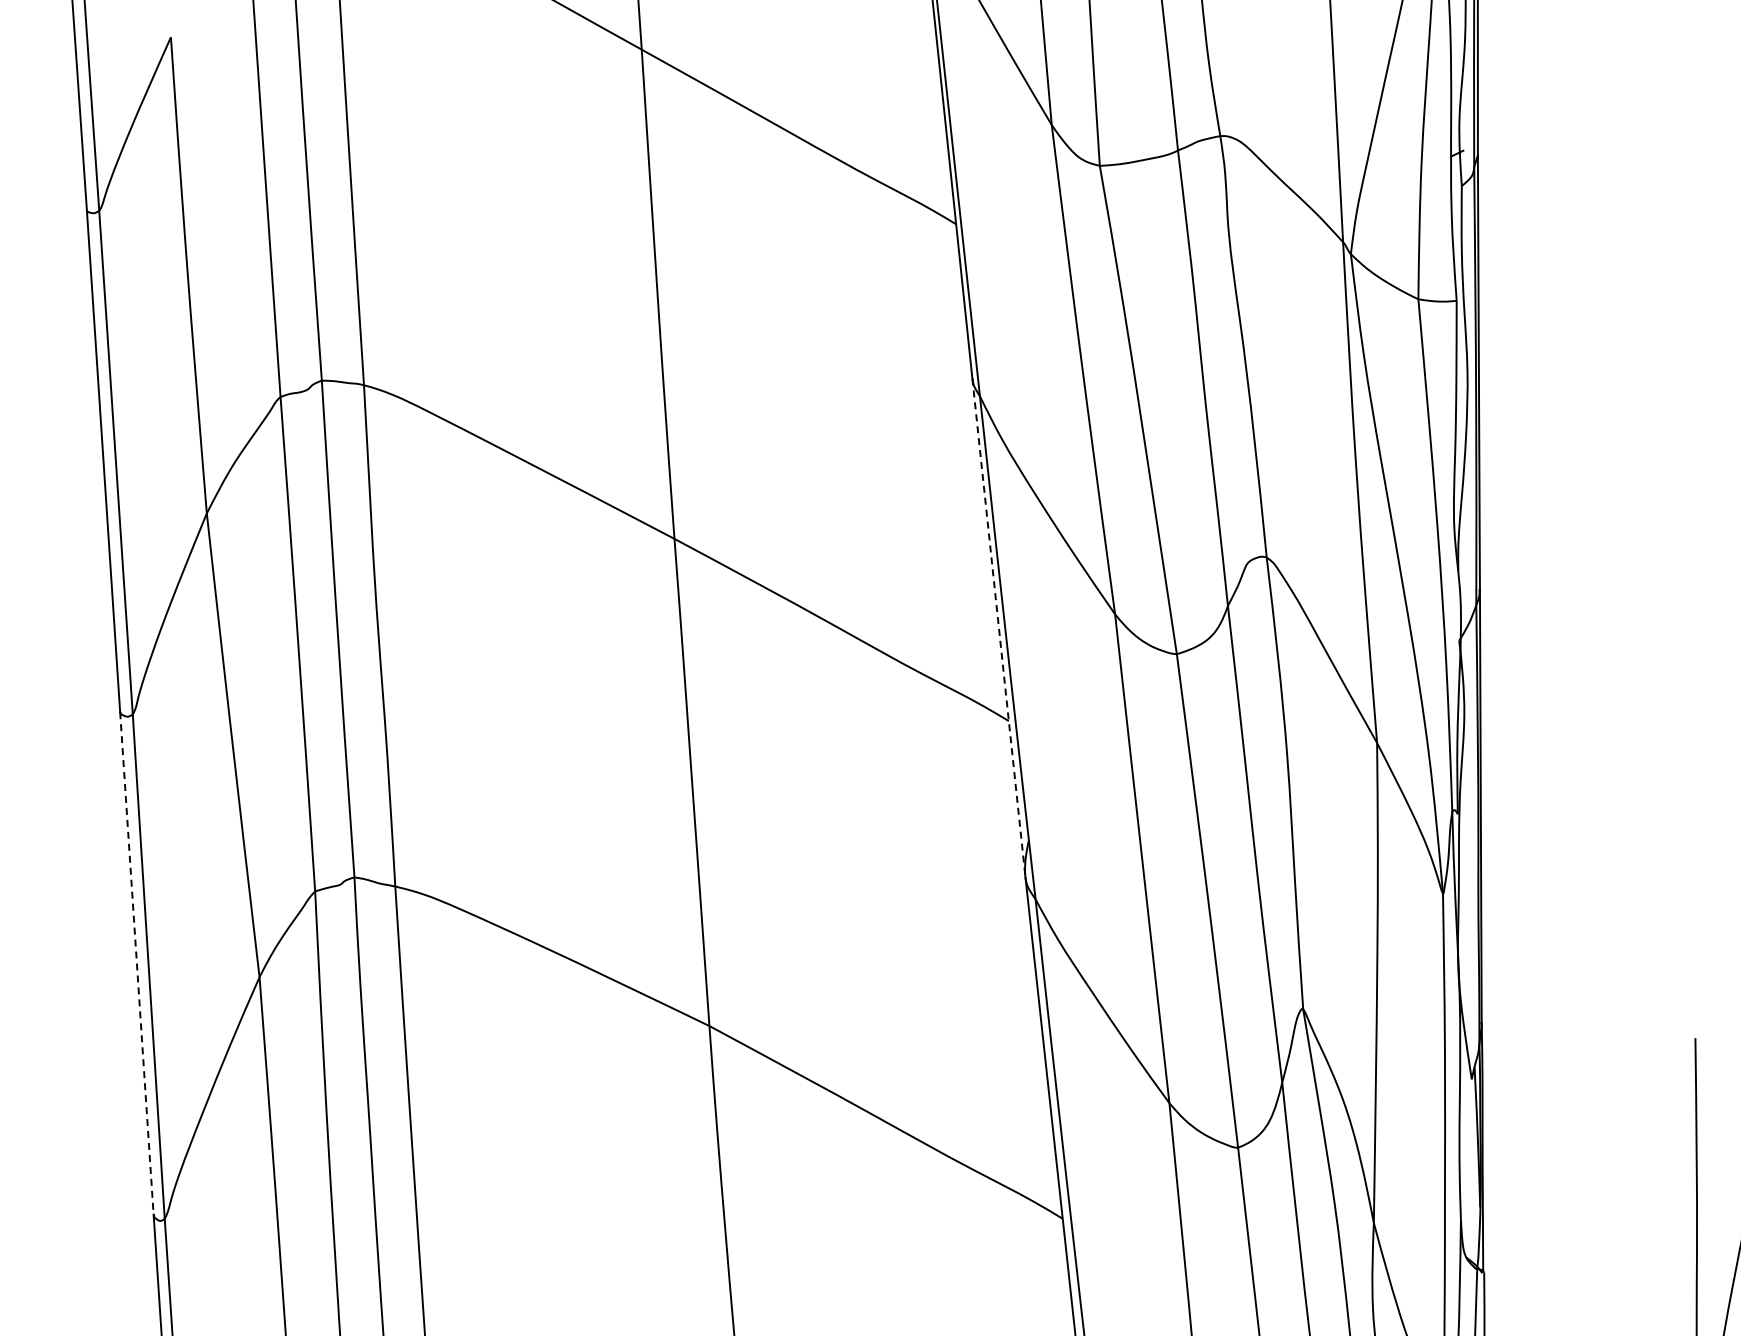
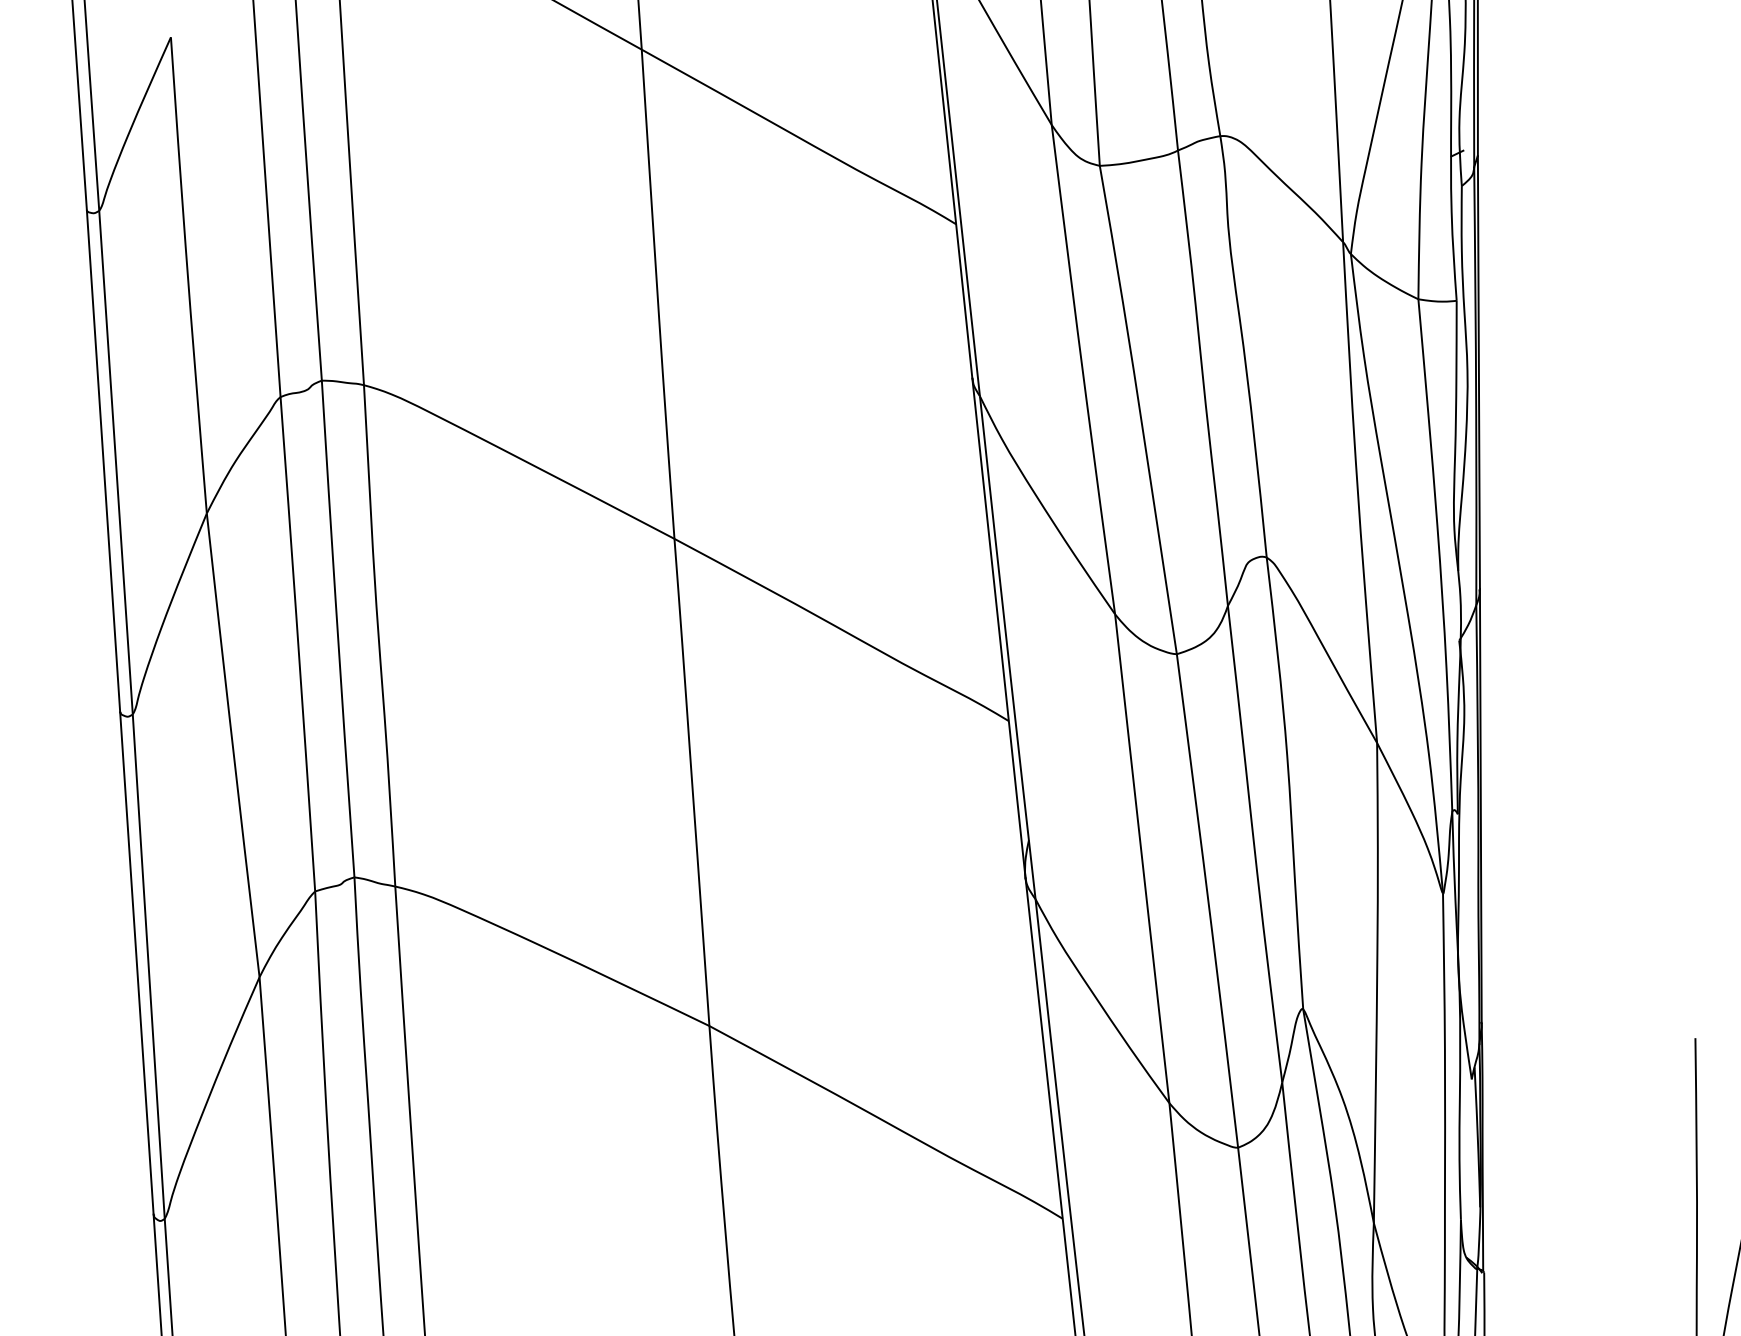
line: dashed -> solid (999, 628)
line: dashed -> solid (136, 963)
